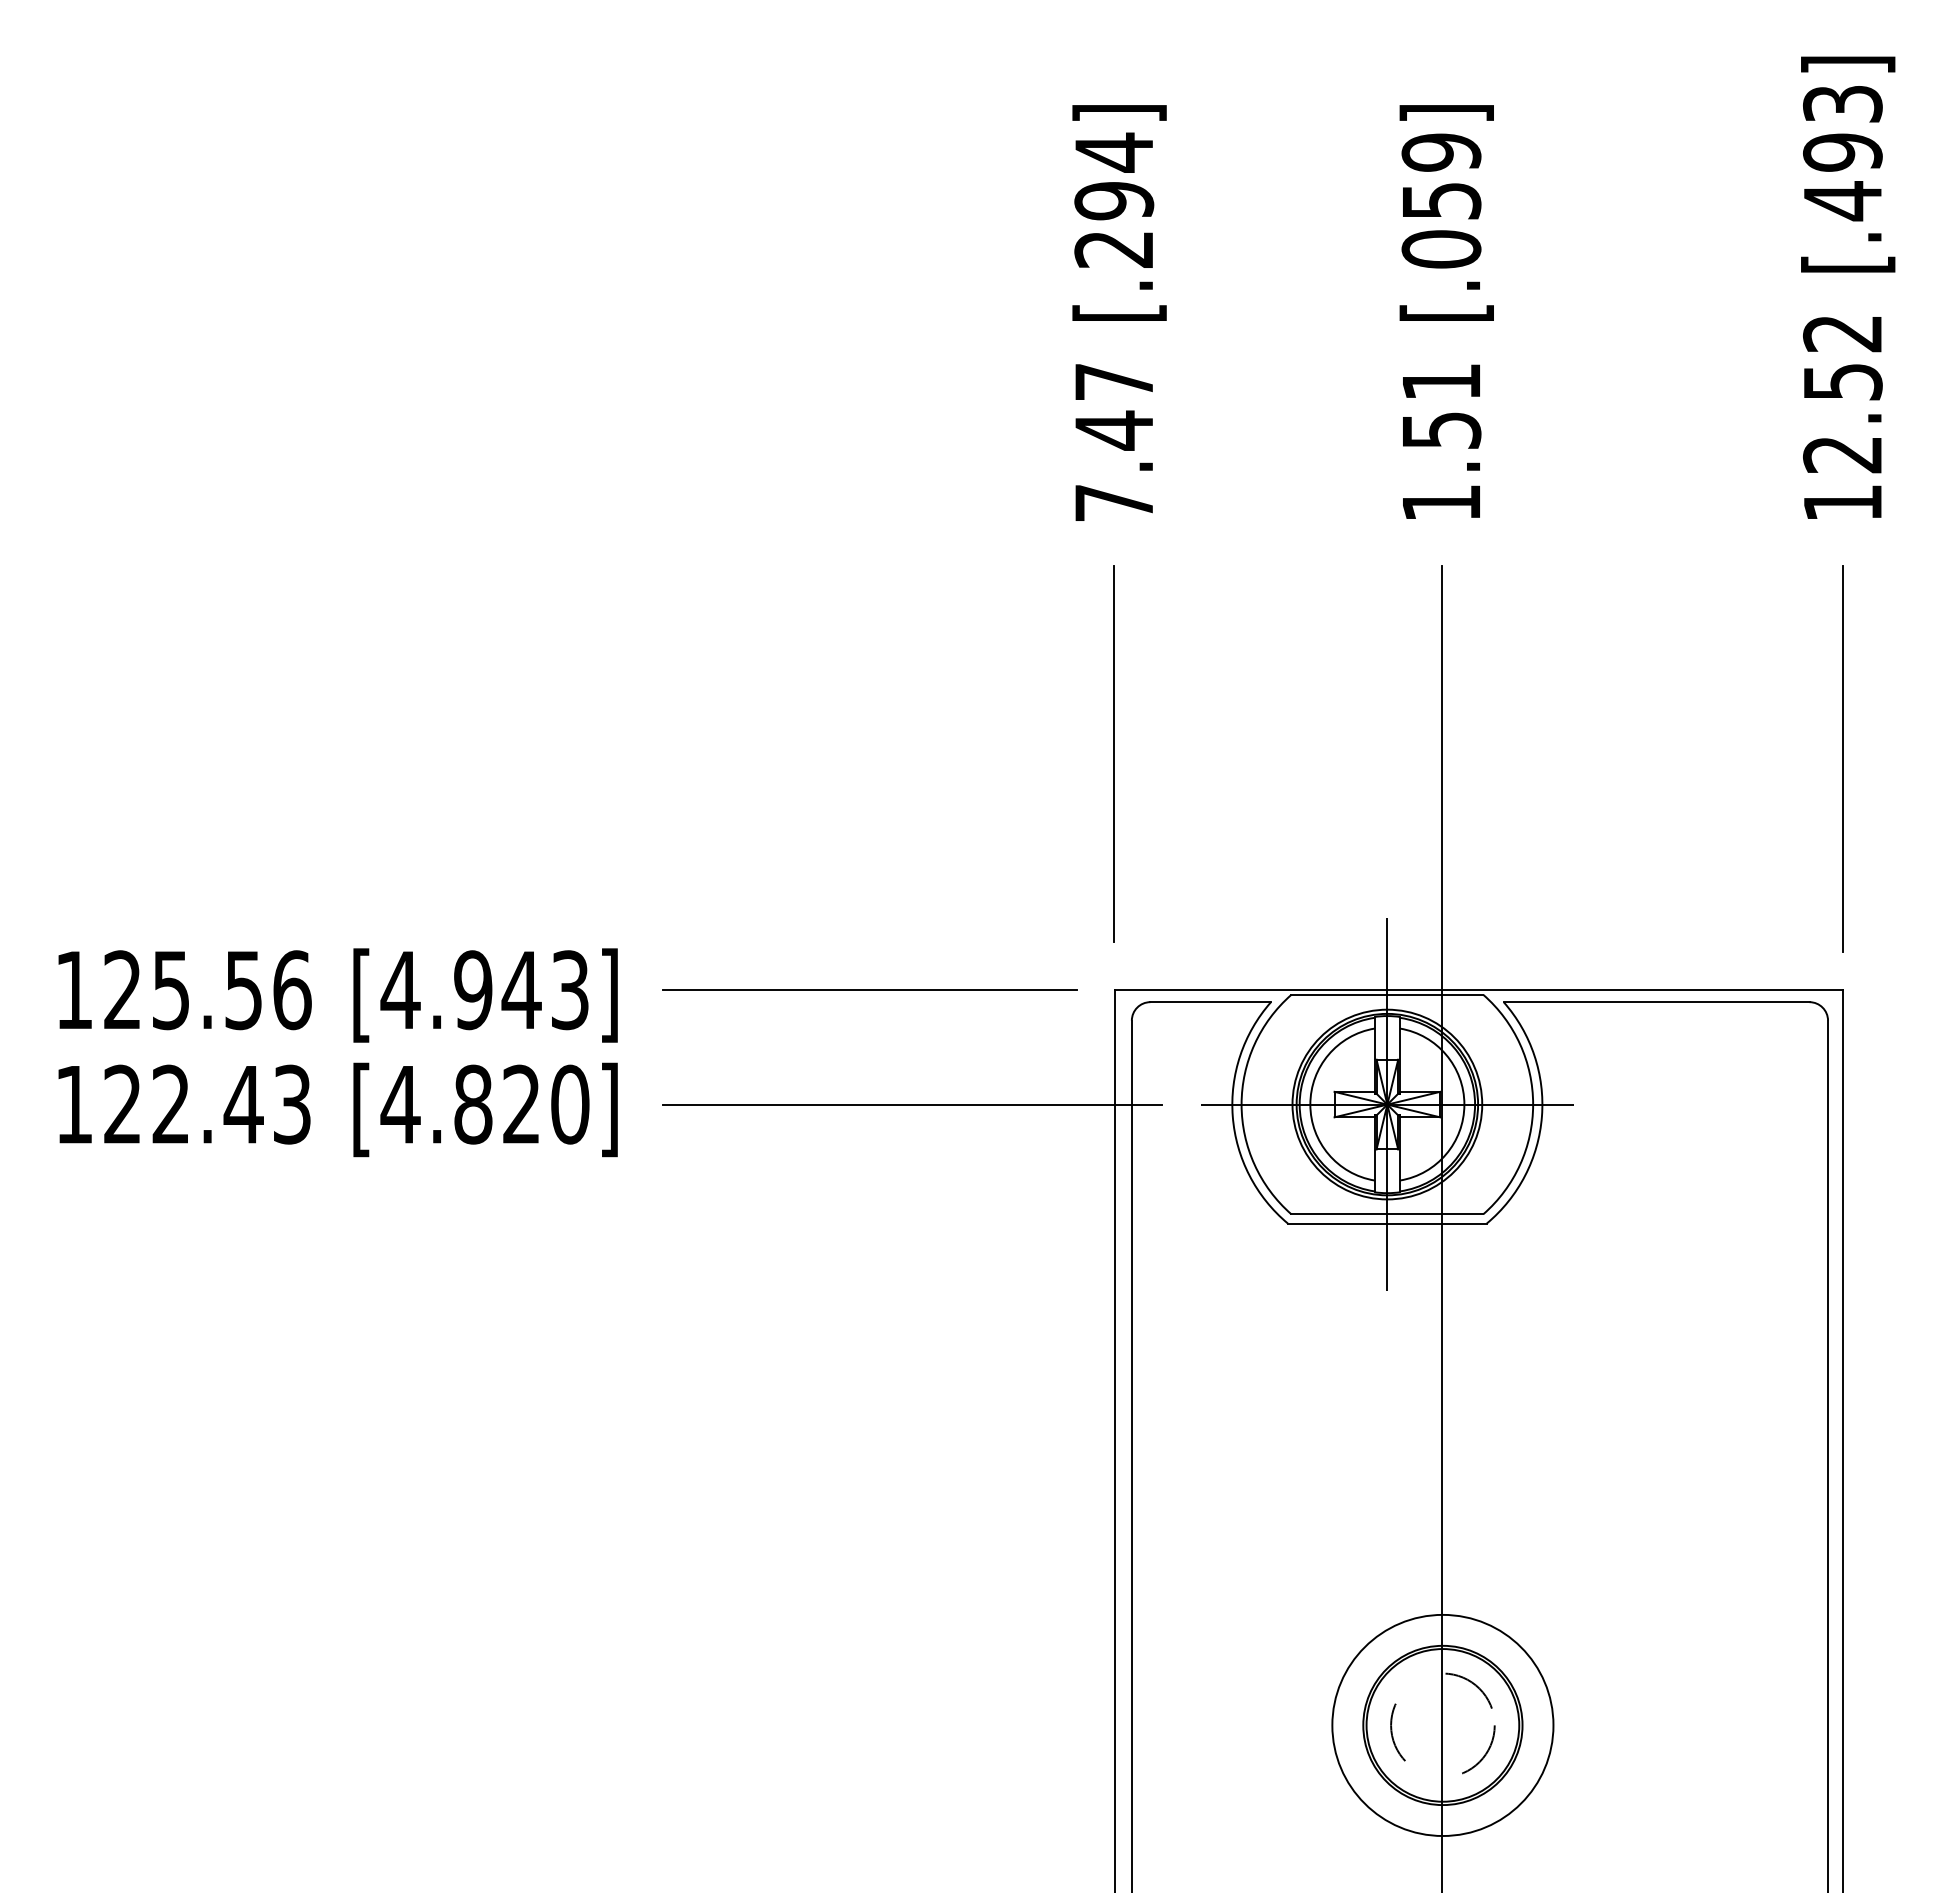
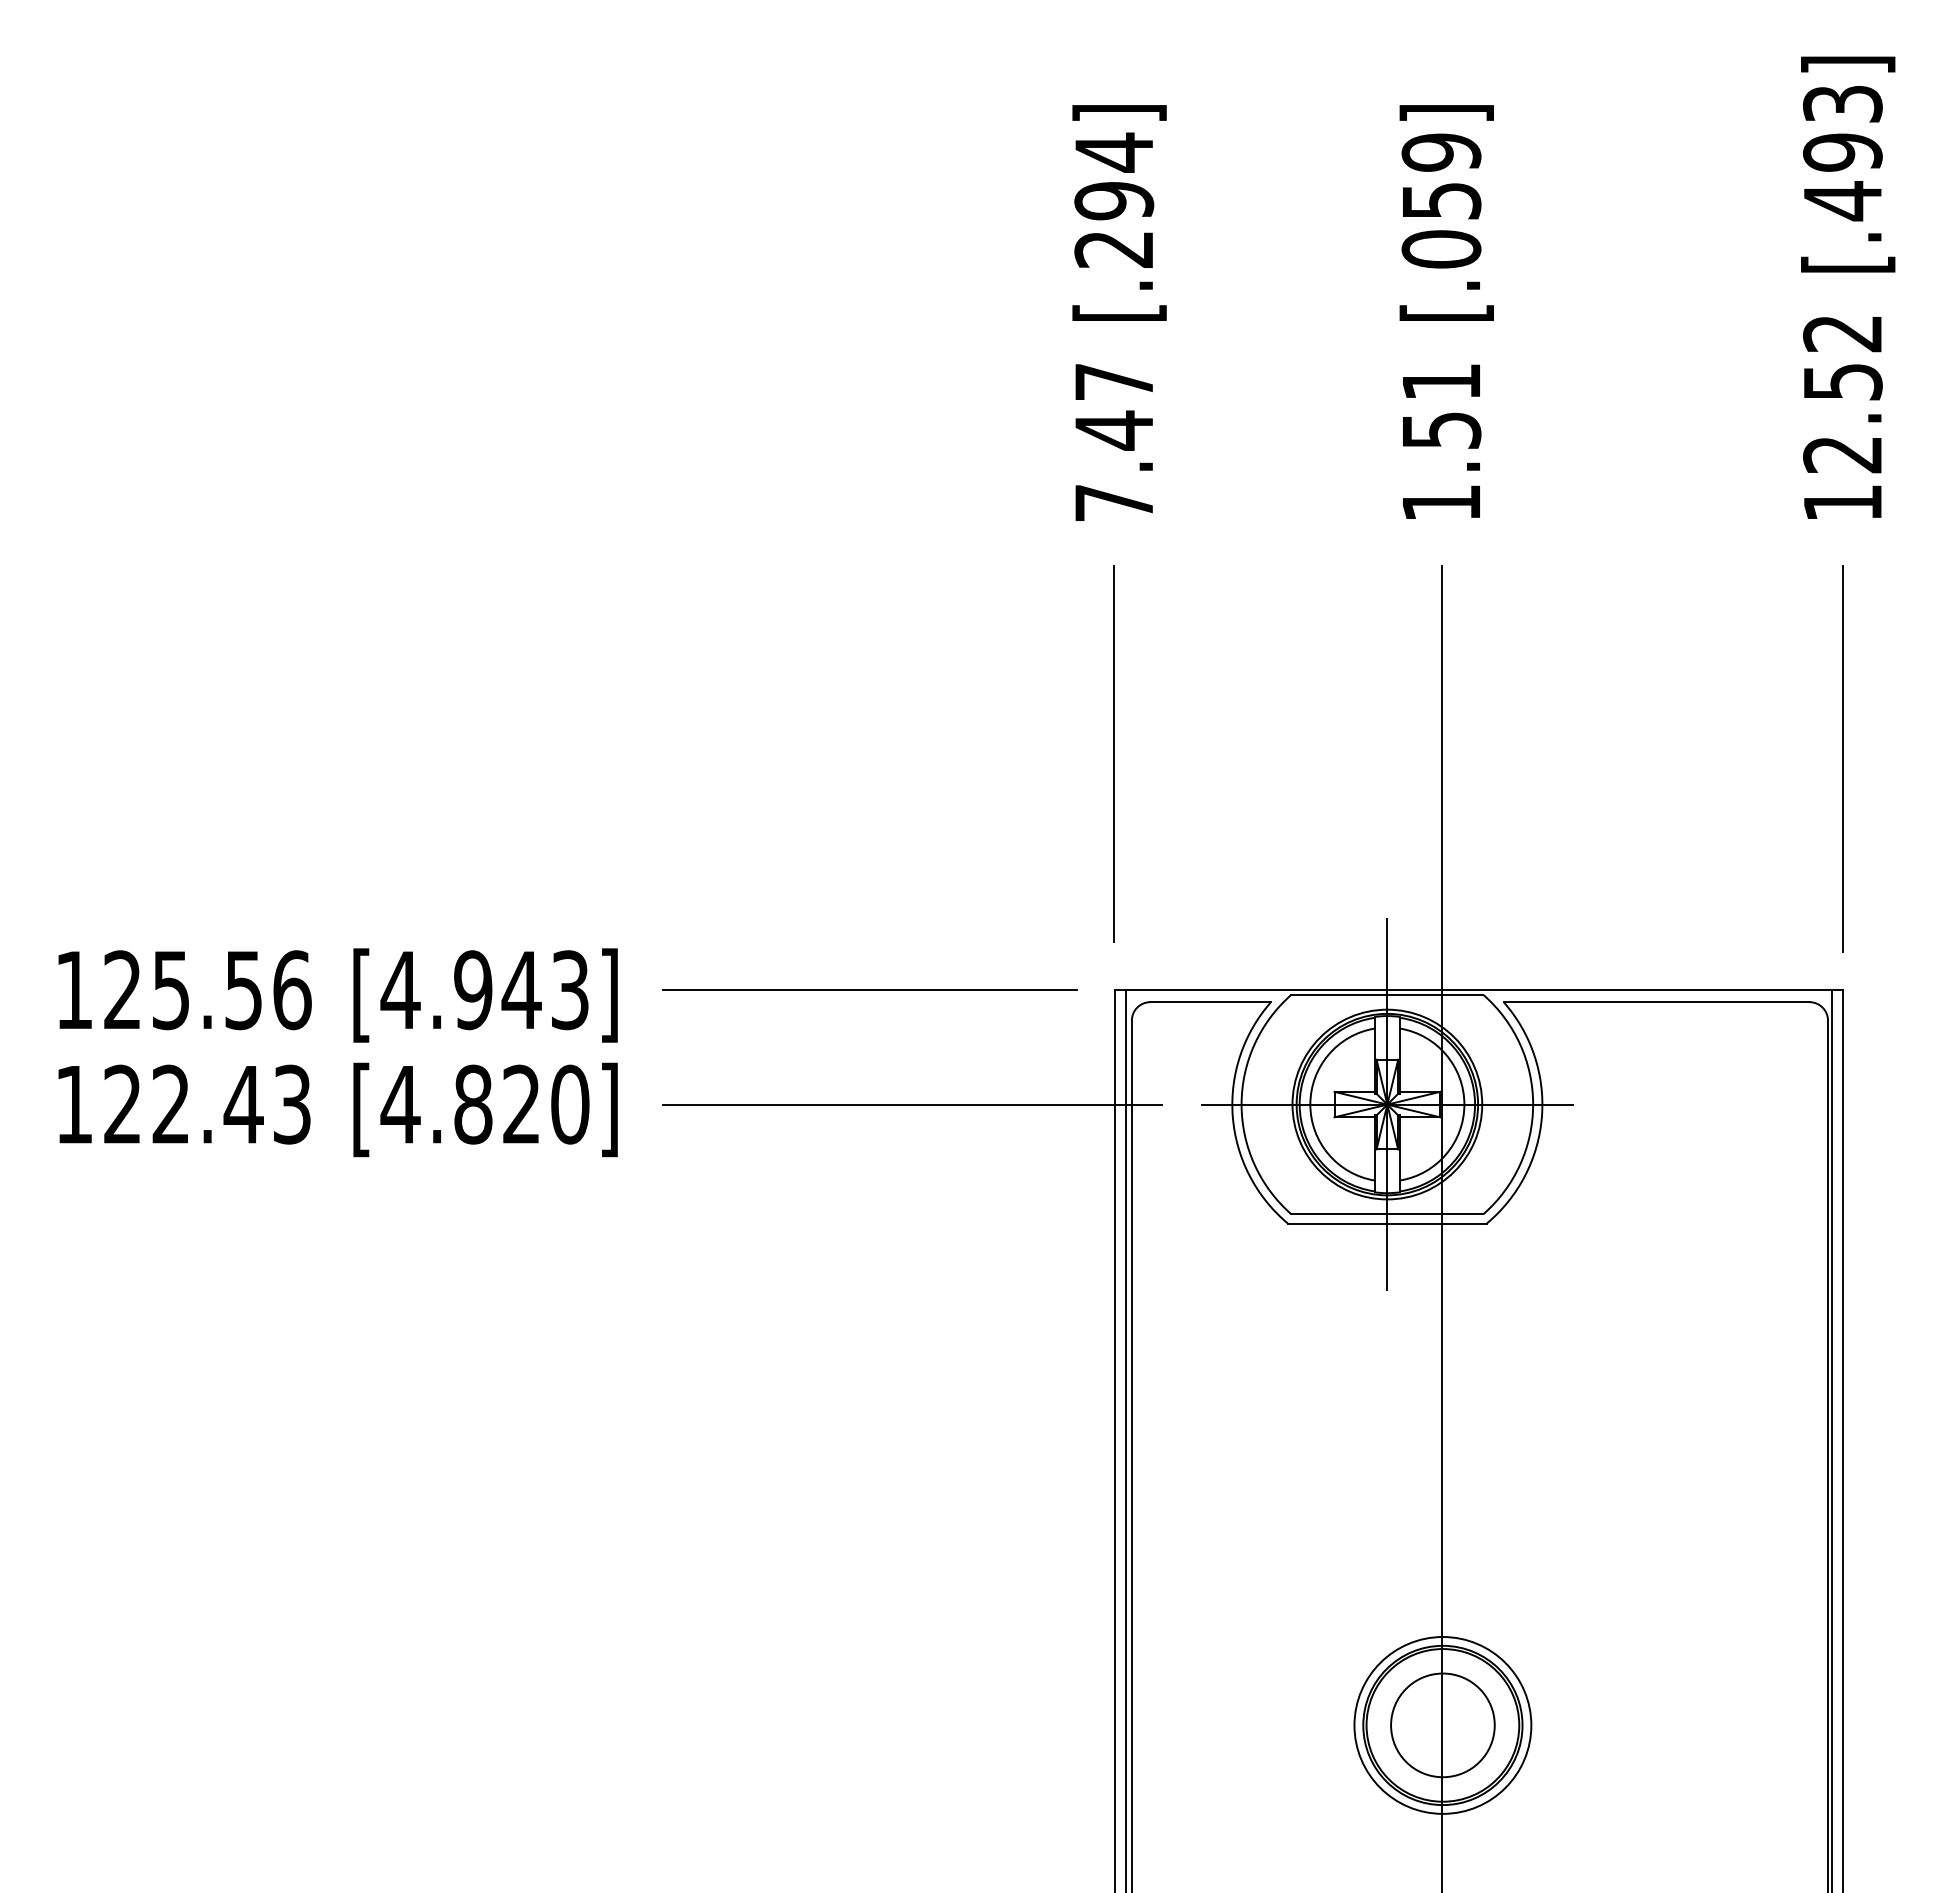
line: none -> present (1126, 1439)
line: none -> present (1831, 1439)
circle diameter: 221 px -> 177 px (1442, 1725)
circle: dashed -> solid (1442, 1725)
